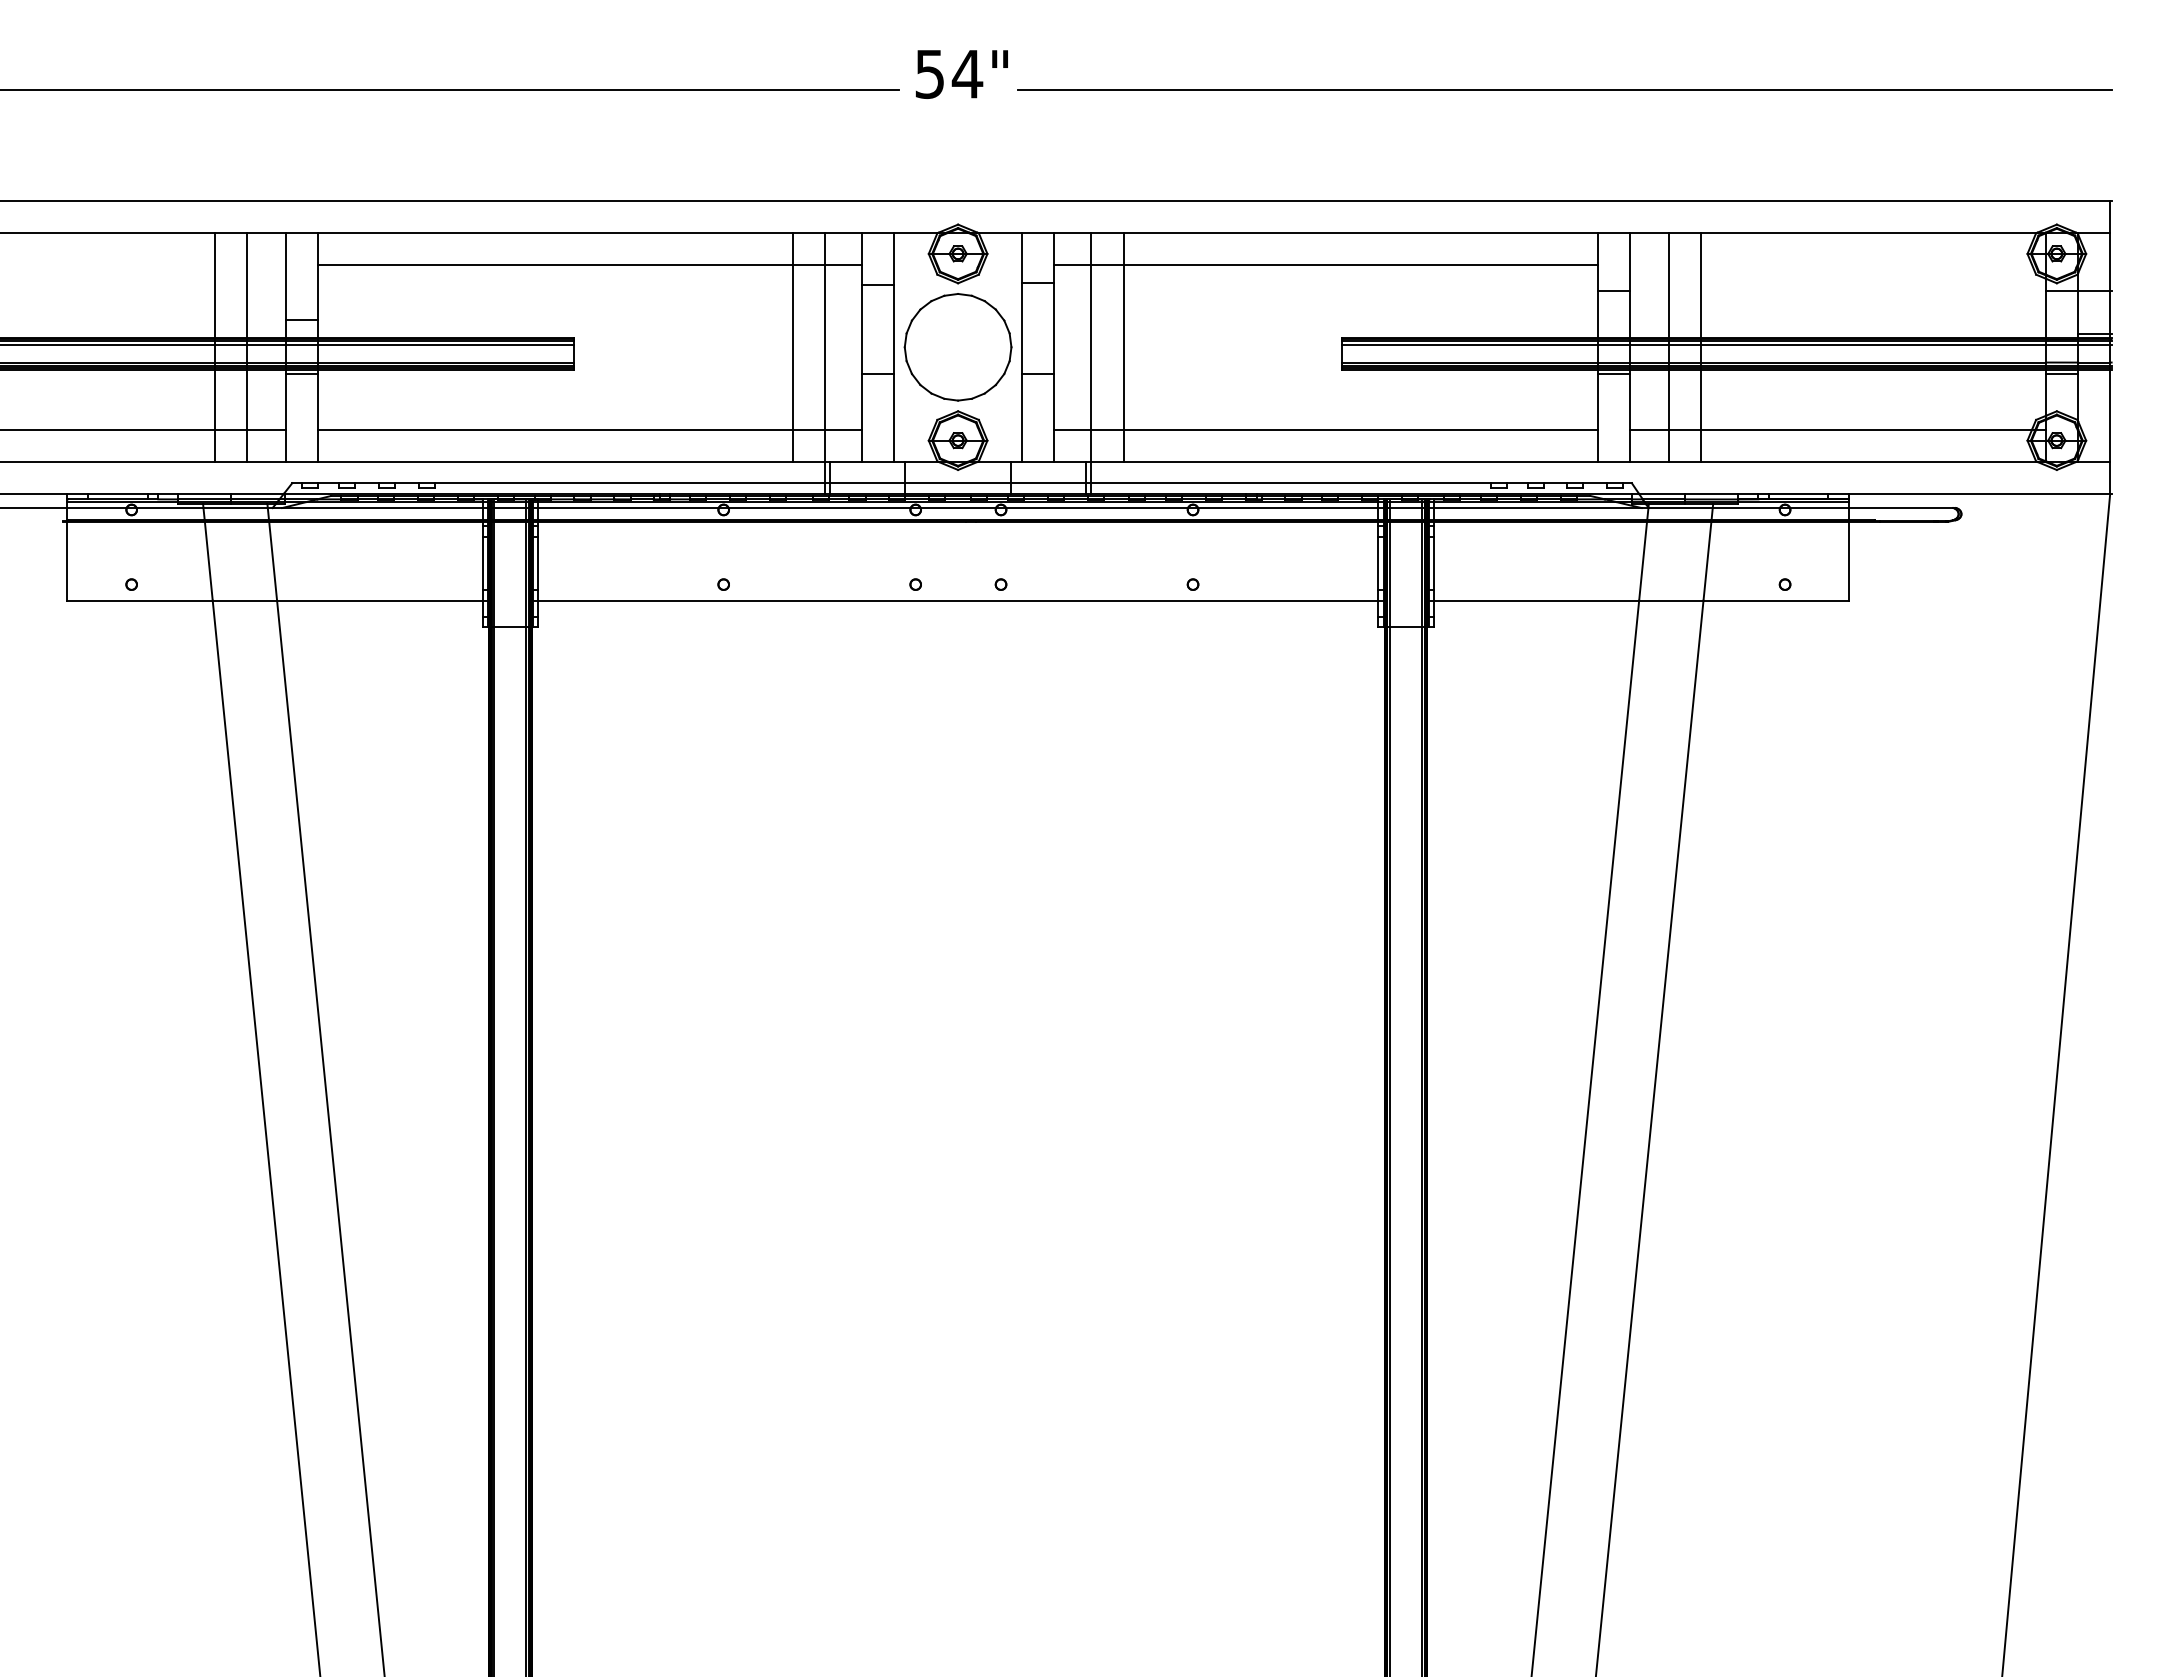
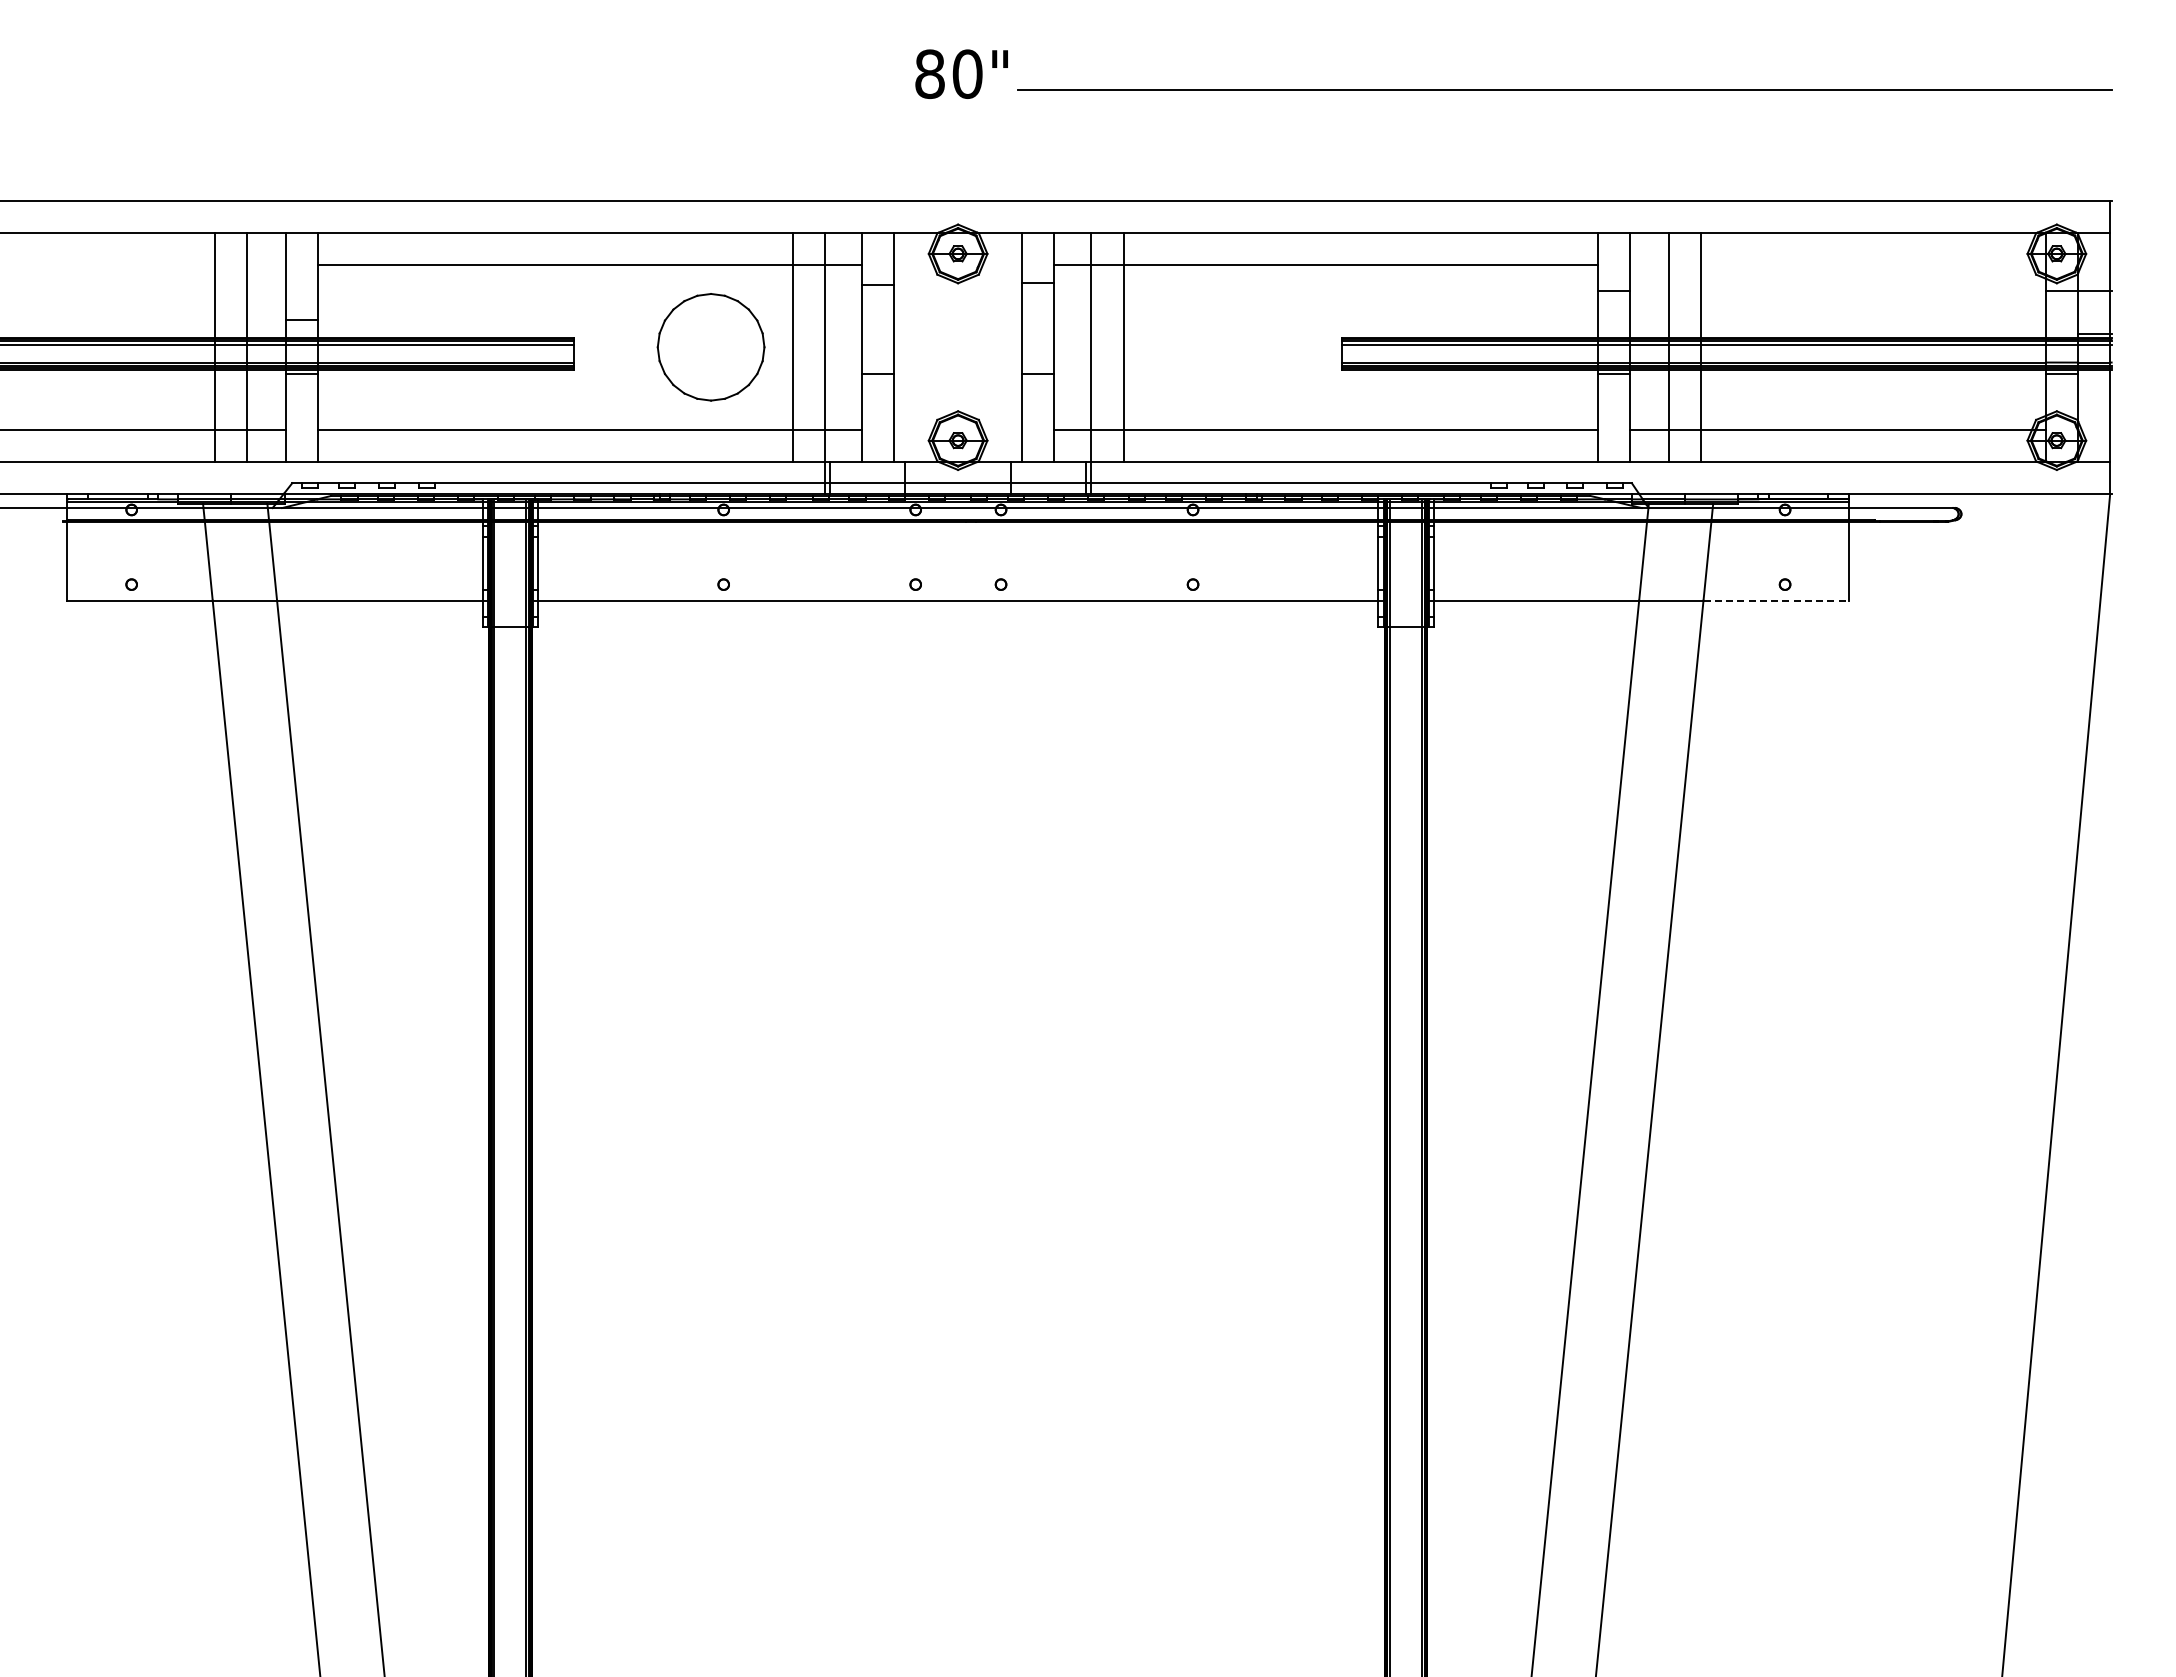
text: 54" -> 80" (949, 73)
line: present -> none (450, 90)
part position: (957, 347) -> (710, 347) (710, 347)
line: solid -> dashed (1776, 600)
